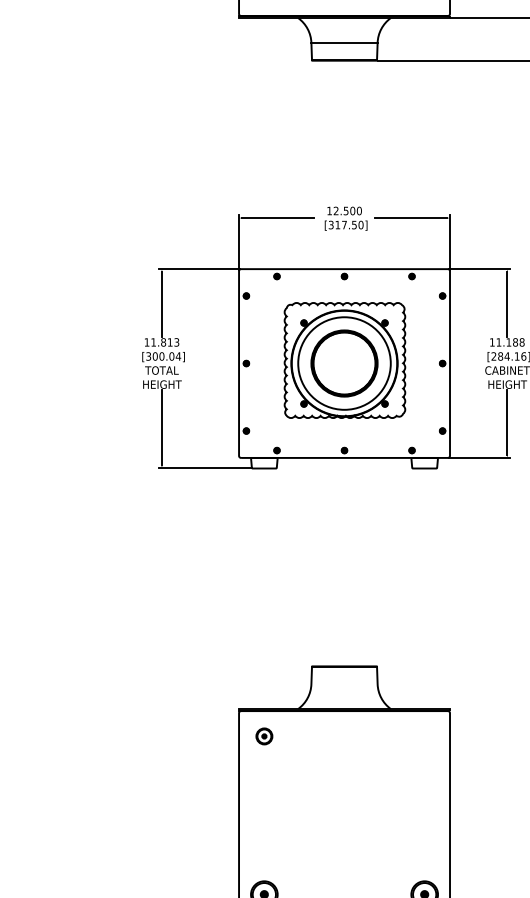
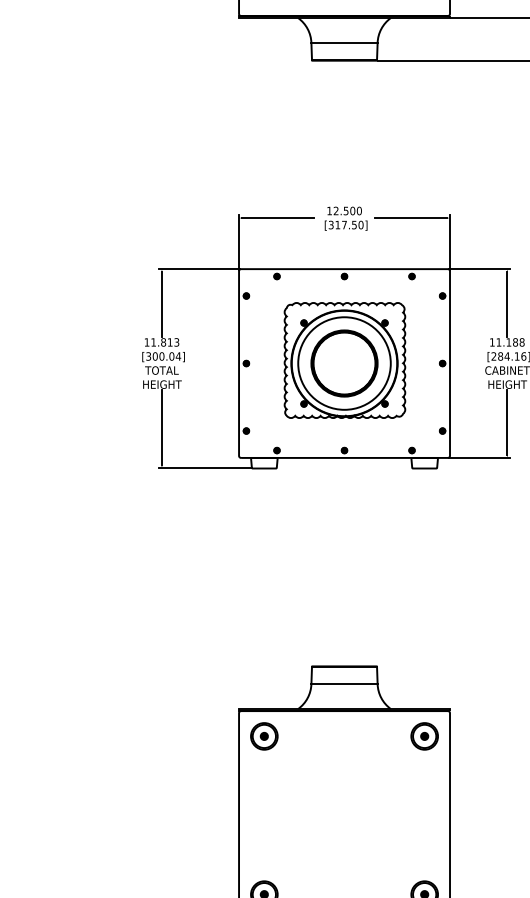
line: none -> present (344, 684)
part size: 19x19 px -> 29x29 px (264, 736)
part: none -> present (424, 736)
